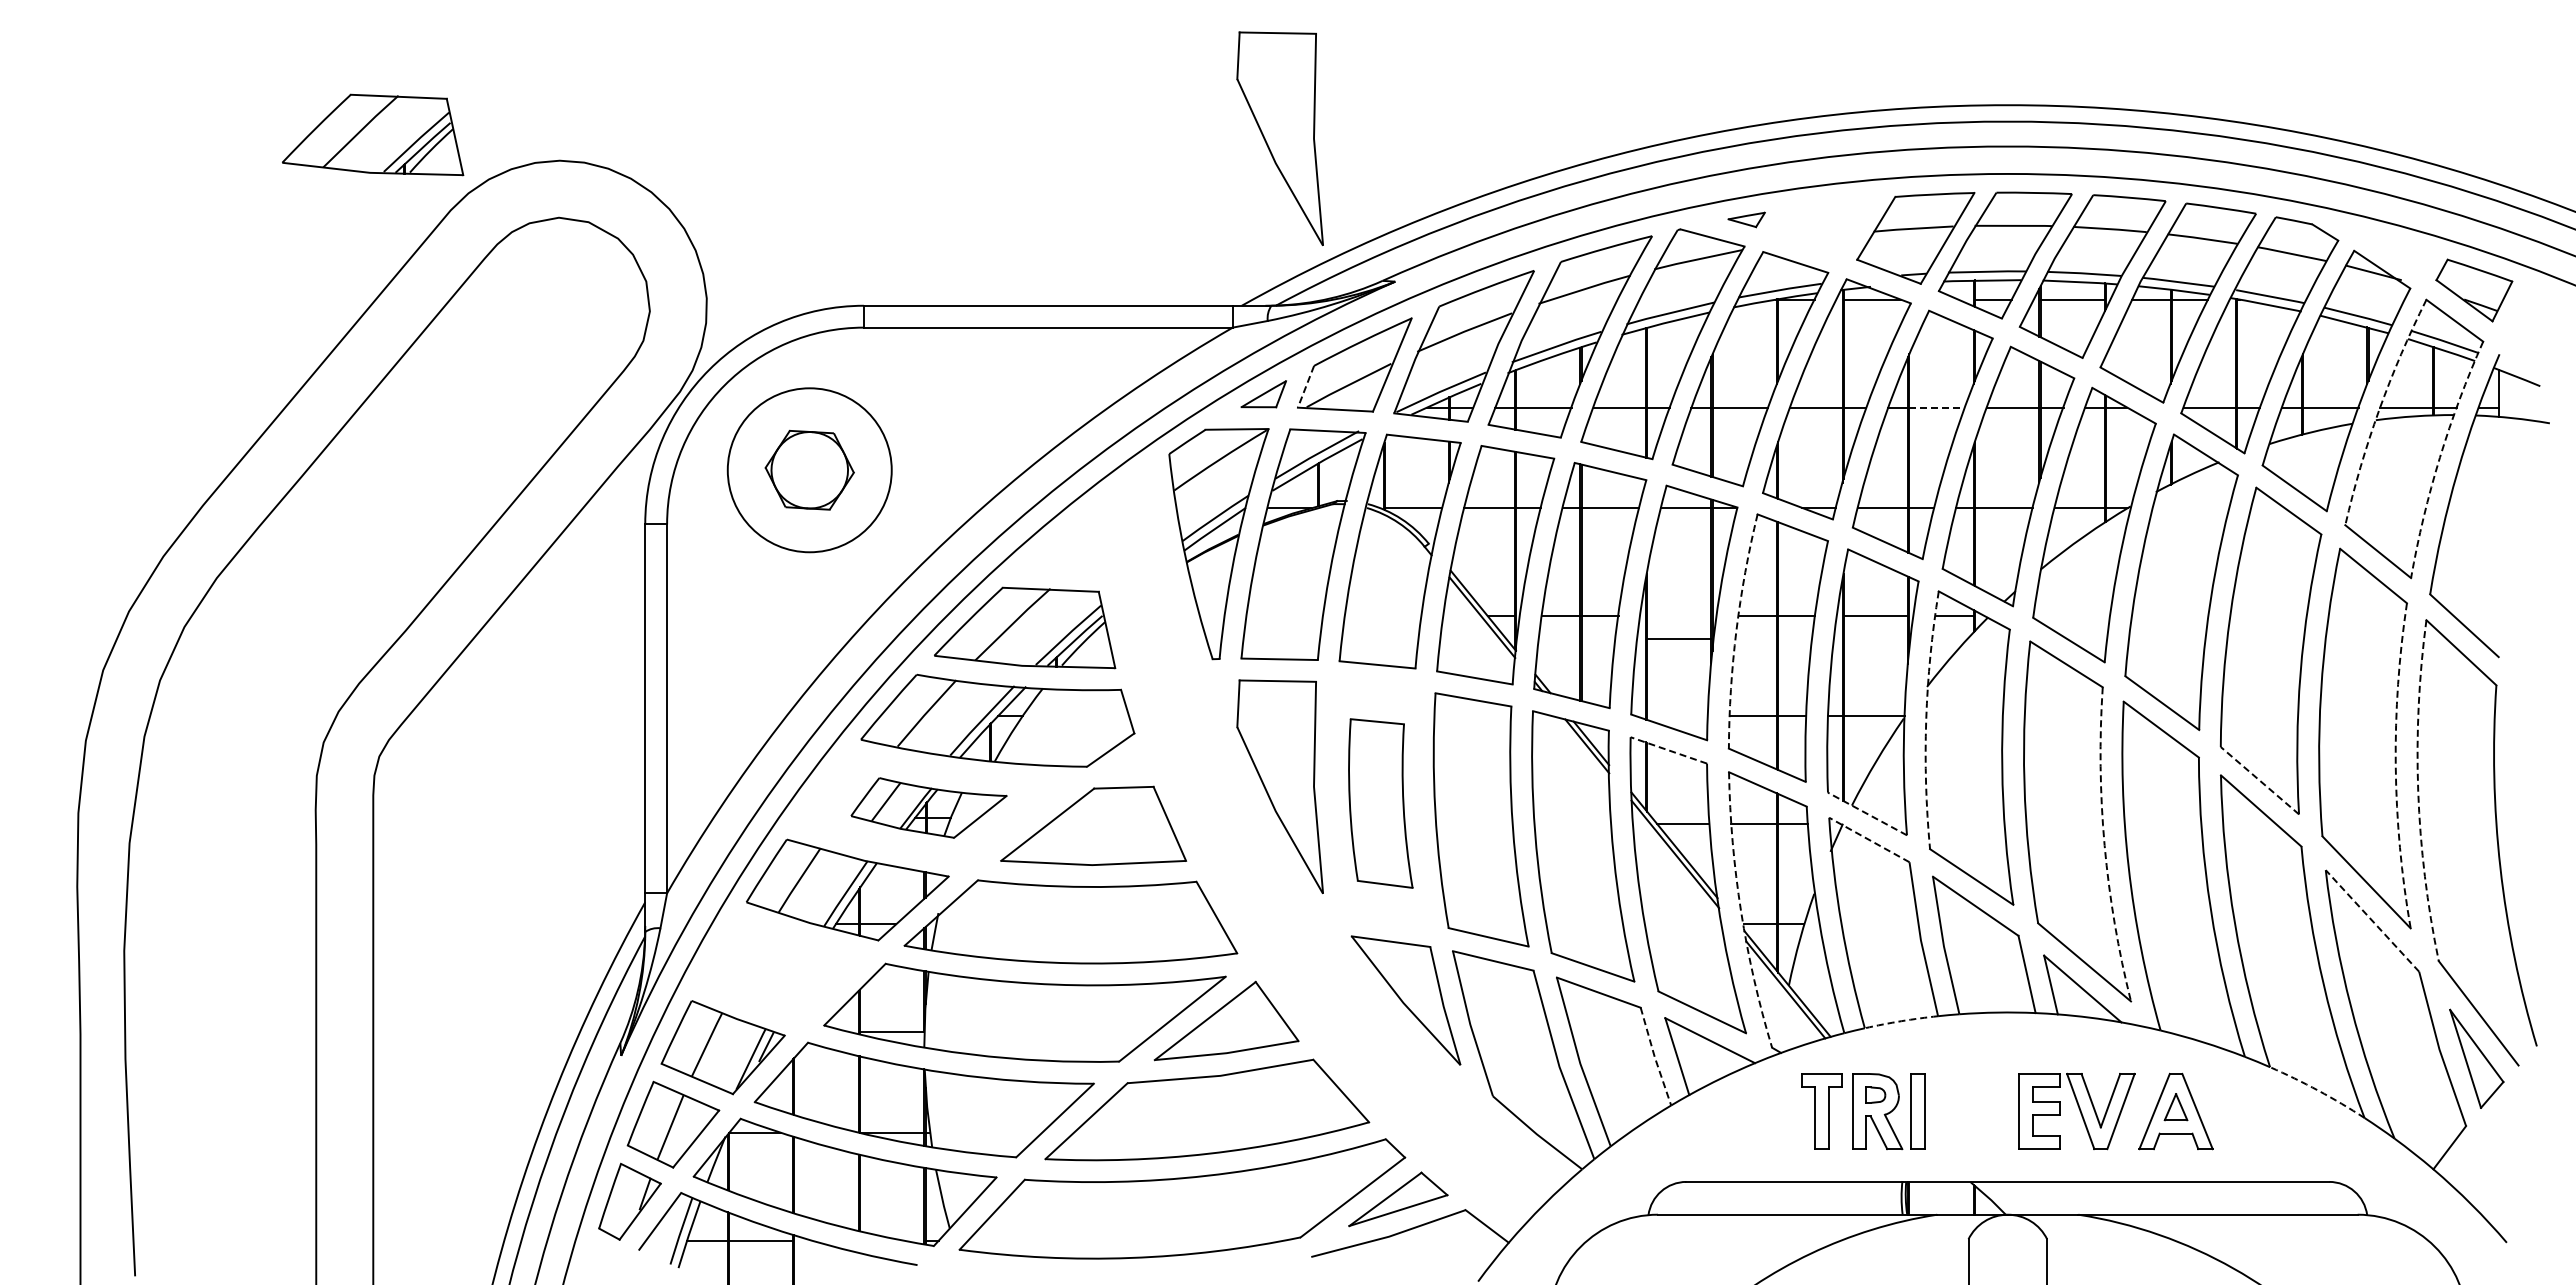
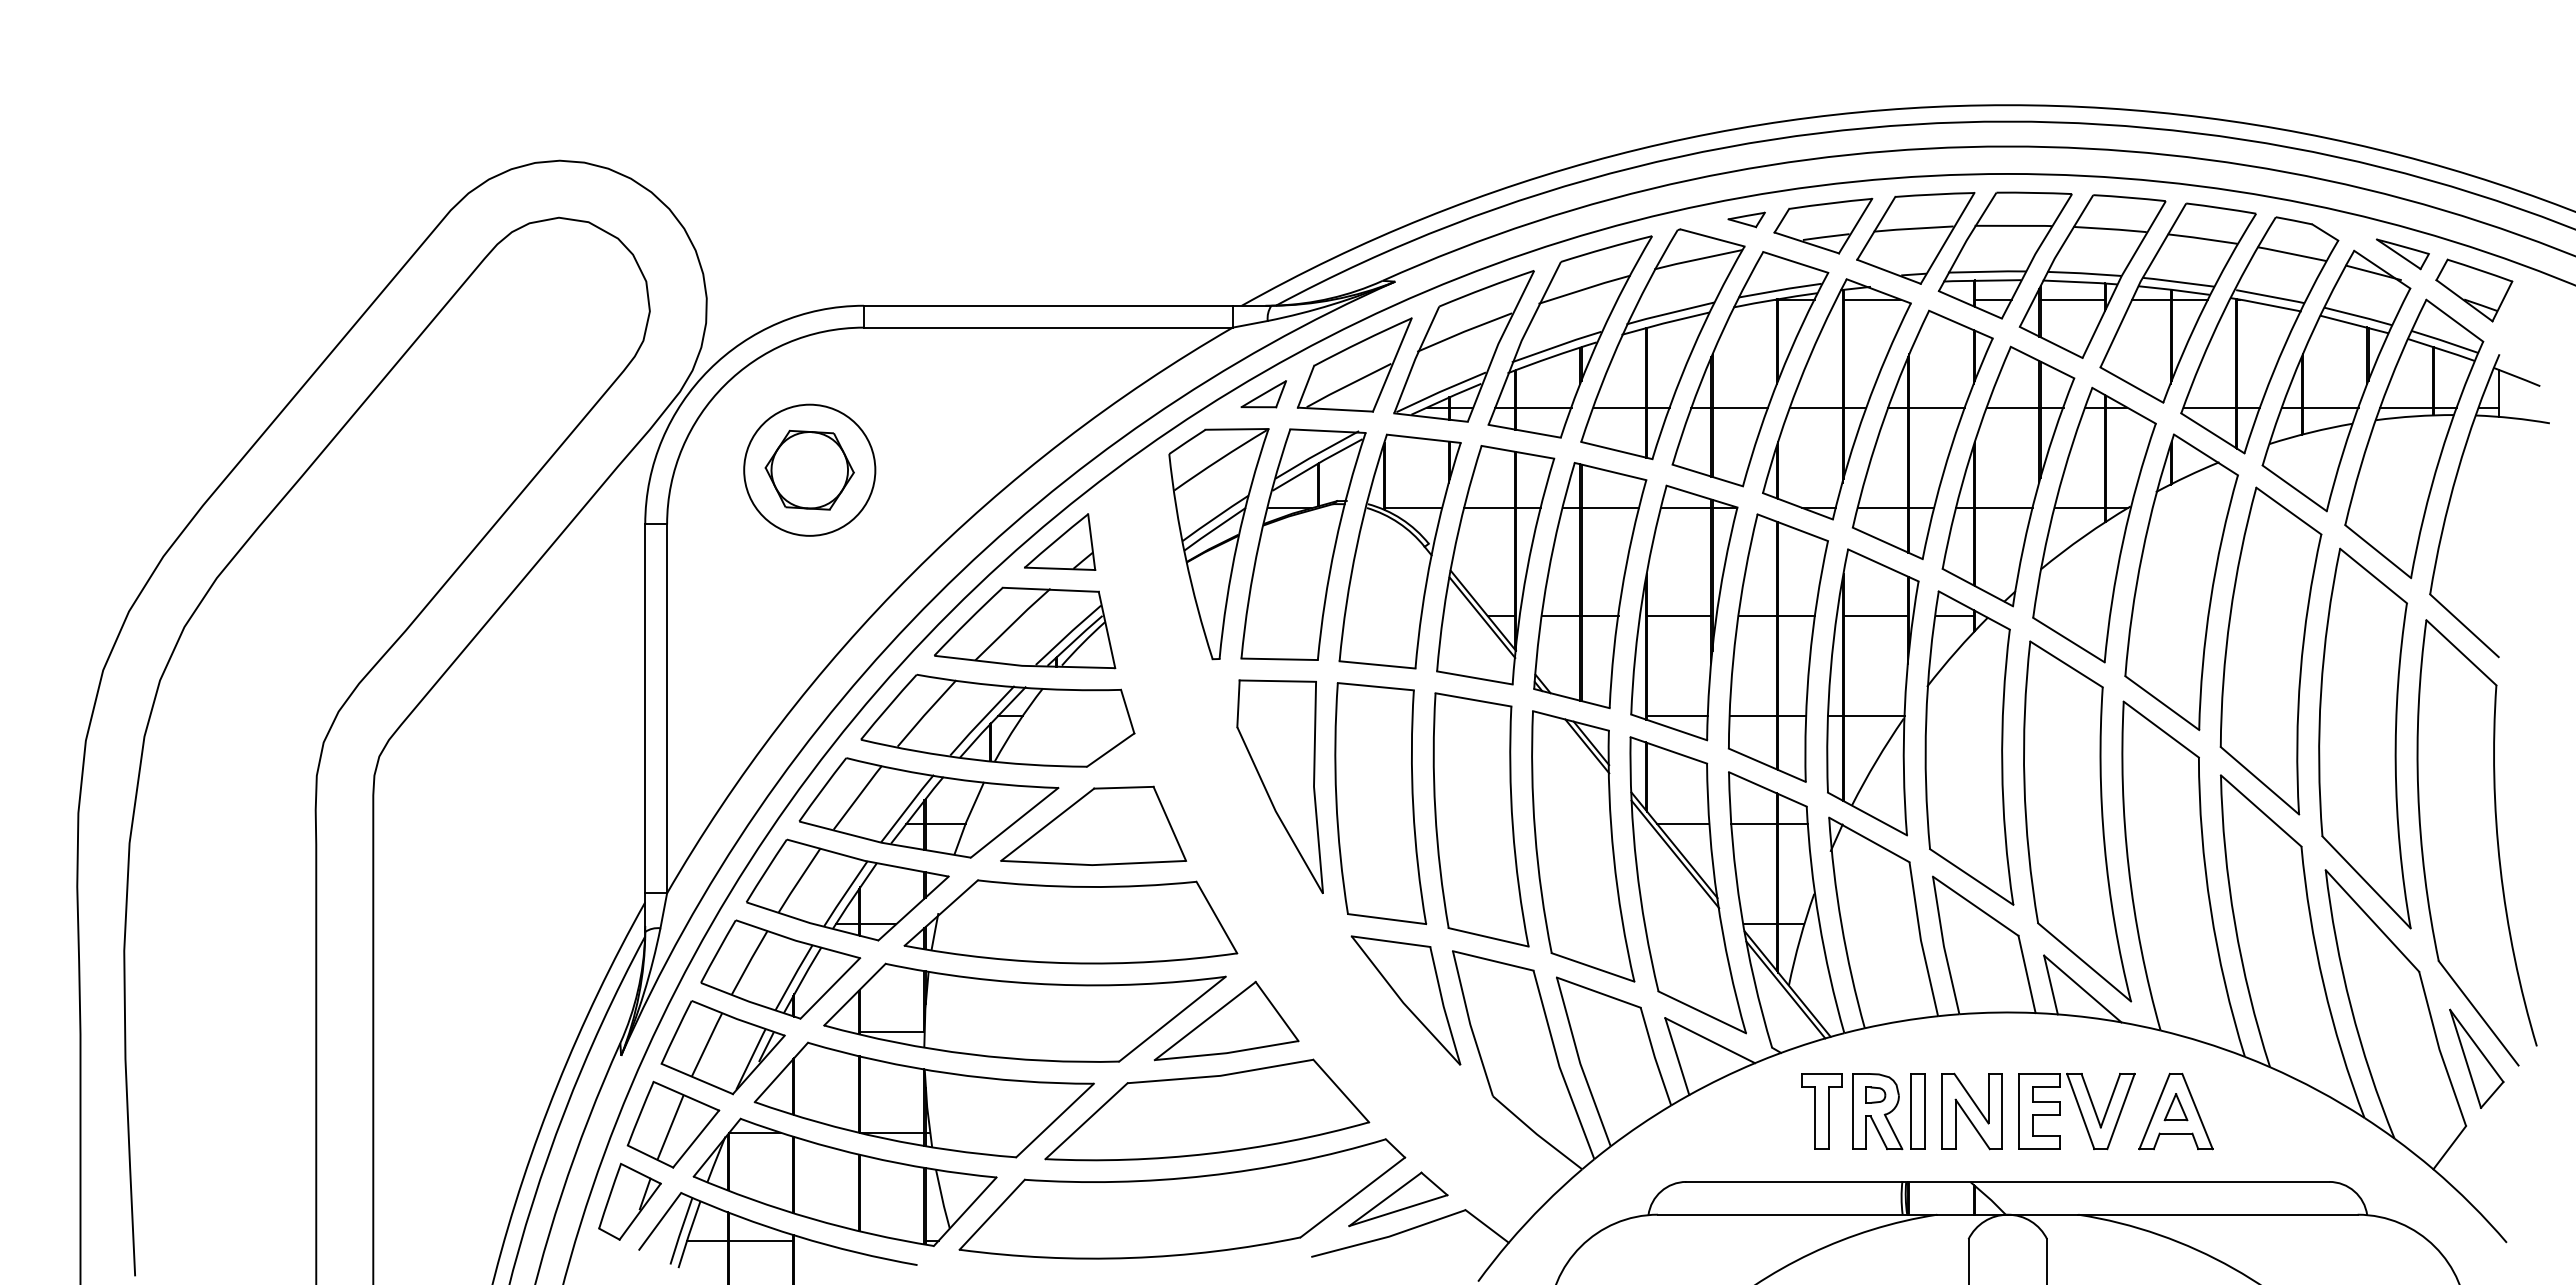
part: present -> none (373, 134)
part: present -> none (1279, 138)
part: none -> present (1823, 226)
part: none -> present (2402, 254)
line: dashed -> solid (1305, 387)
line: dashed -> solid (1937, 407)
arc: dashed -> solid (2379, 410)
arc: dashed -> solid (2439, 457)
circle diameter: 164 px -> 131 px (809, 469)
part: none -> present (1060, 541)
arc: dashed -> solid (1736, 630)
line position: (1679, 638) -> (1679, 615) (1679, 615)
line: none -> present (1677, 716)
arc: dashed -> solid (1926, 720)
line: dashed -> solid (1668, 750)
arc: dashed -> solid (2395, 765)
line: dashed -> solid (2259, 780)
arc: dashed -> solid (2418, 791)
part size: 66x171 px -> 94x243 px (1380, 803)
part size: 158x62 px -> 262x102 px (928, 807)
line: dashed -> solid (1867, 813)
line: dashed -> solid (1869, 839)
arc: dashed -> solid (2104, 845)
arc: dashed -> solid (1741, 911)
line: dashed -> solid (2372, 920)
part: none -> present (780, 969)
arc: dashed -> solid (1901, 1021)
line: dashed -> solid (1654, 1057)
arc: dashed -> solid (2318, 1090)
part: none -> present (1971, 1111)
